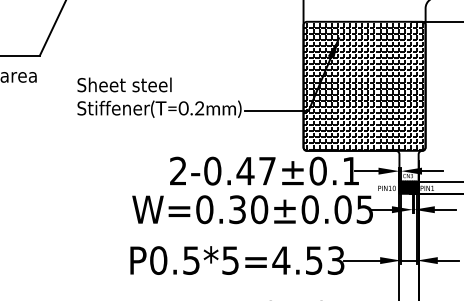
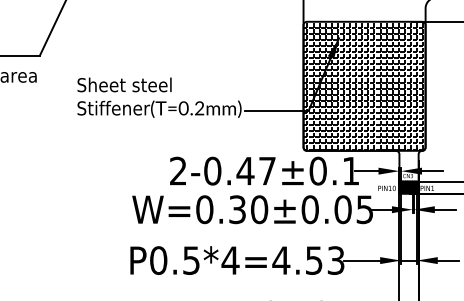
text: P0.5*5=4.53 -> P0.5*4=4.53 (230, 260)
